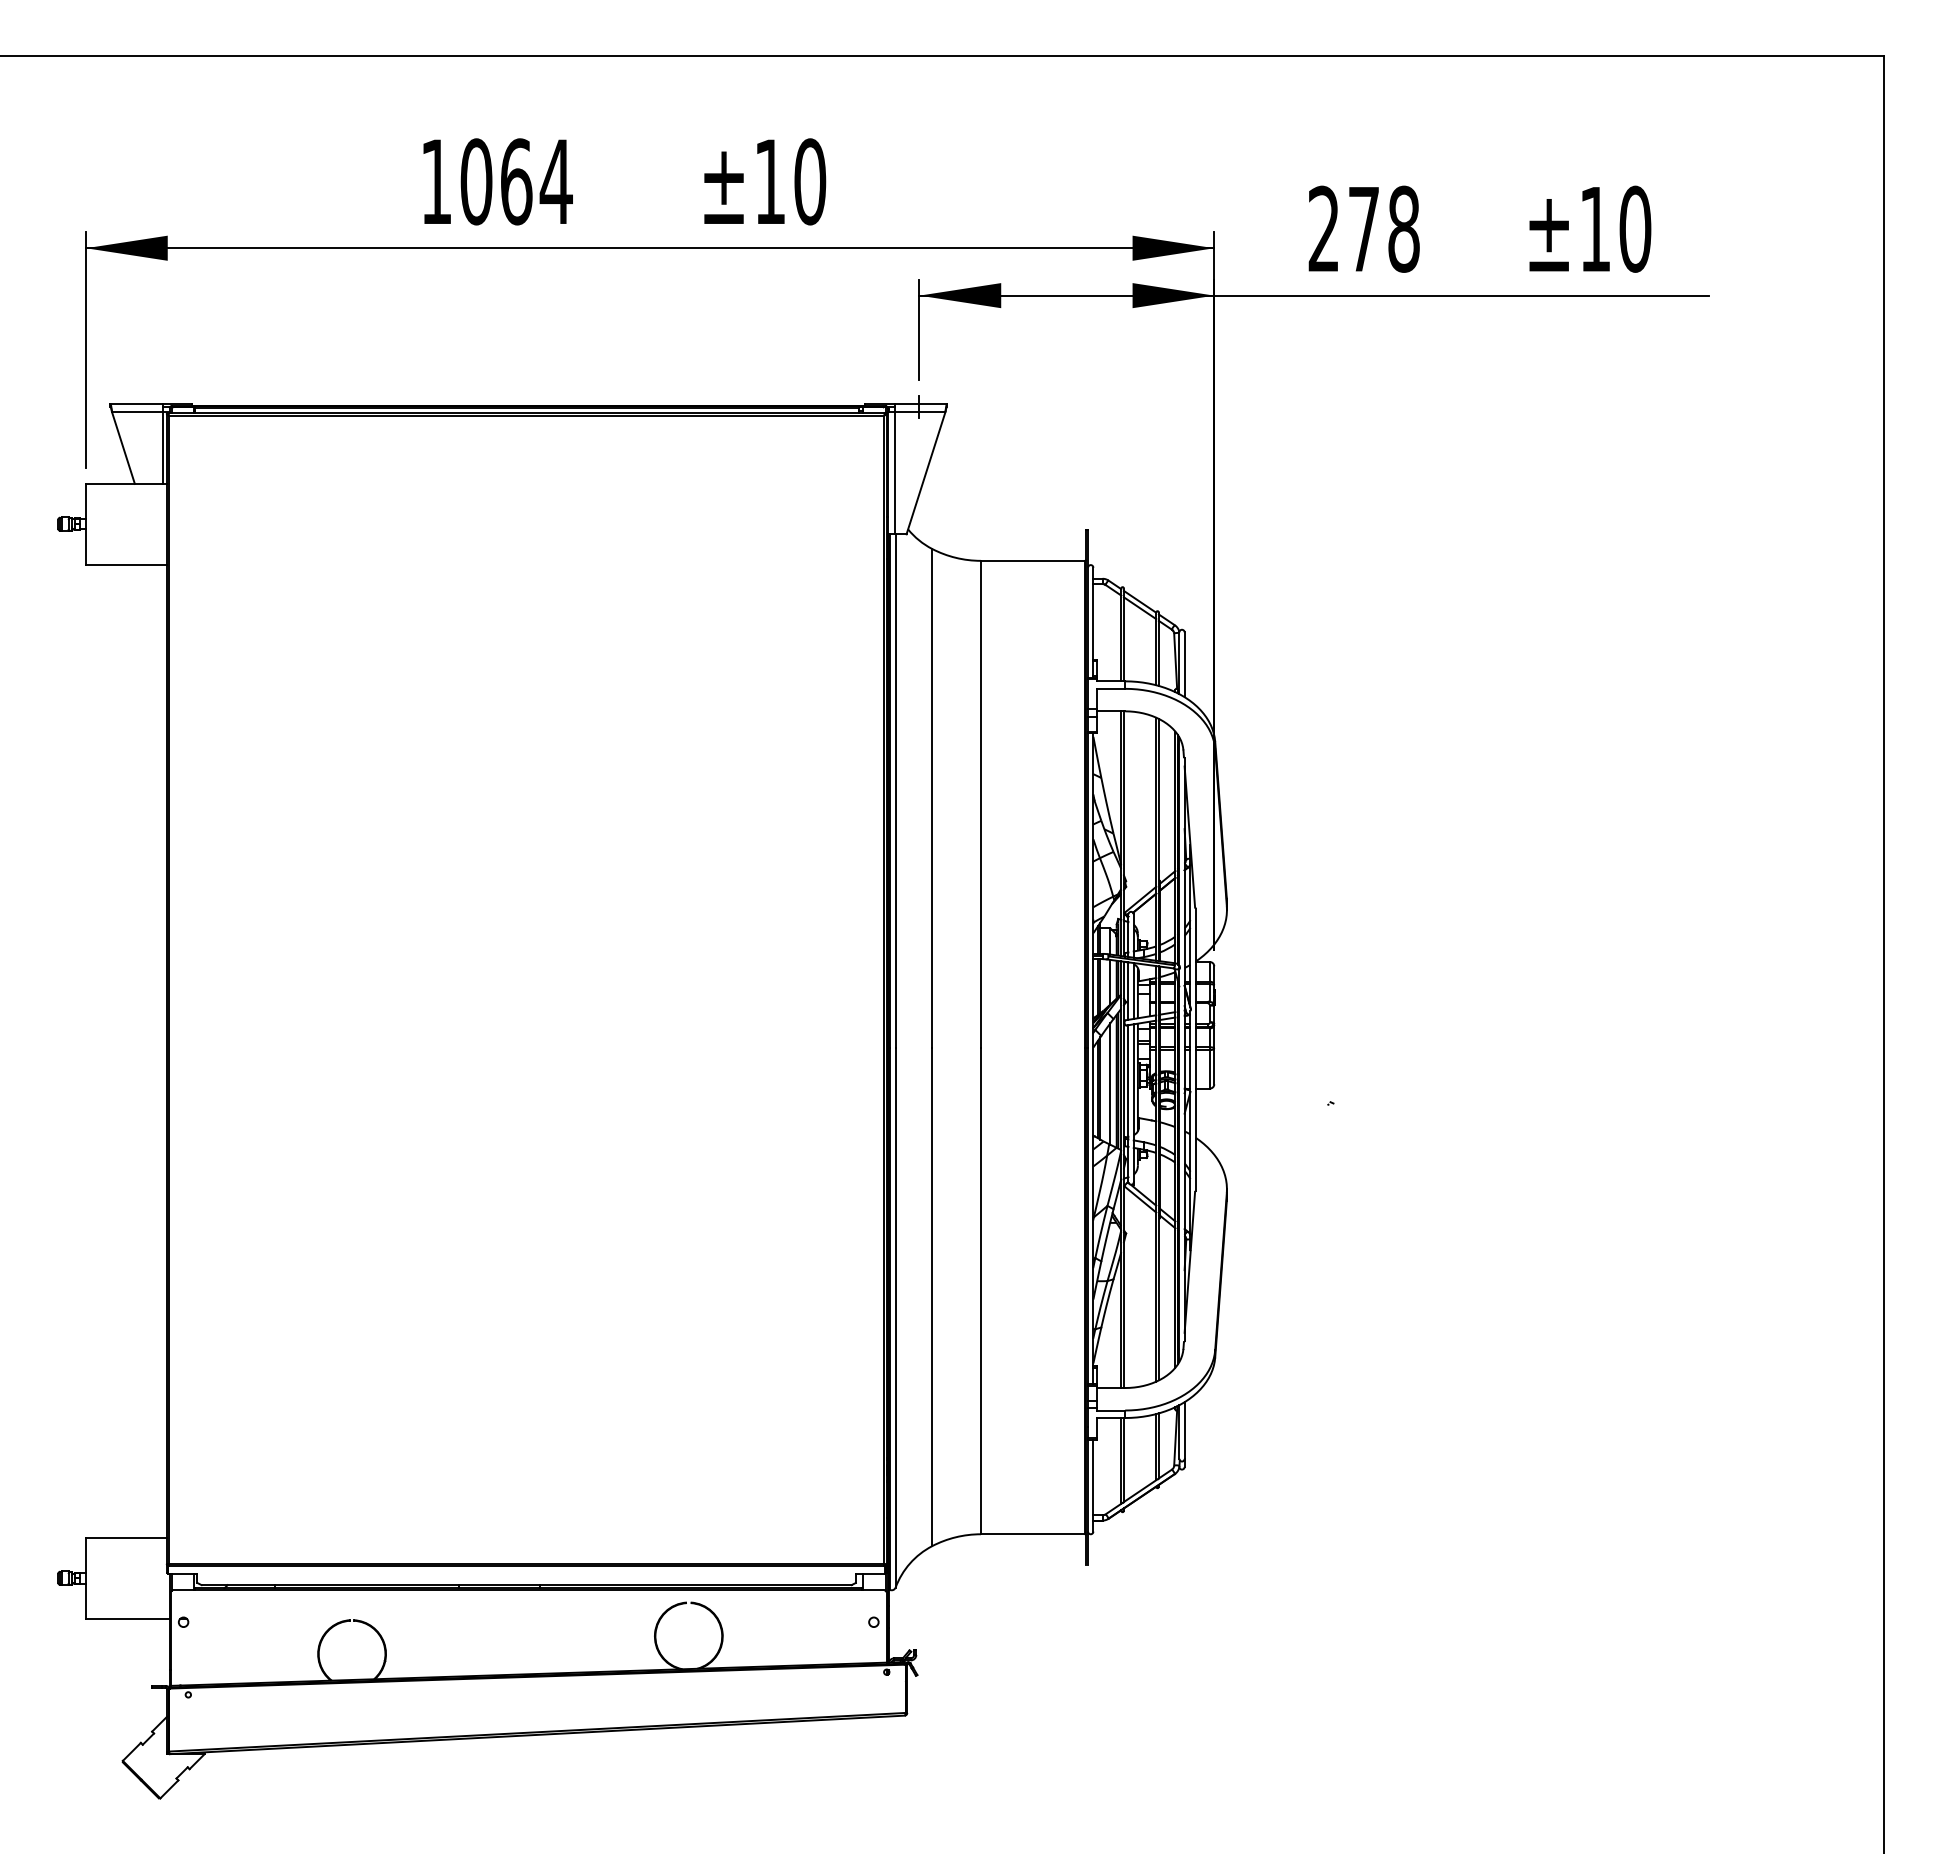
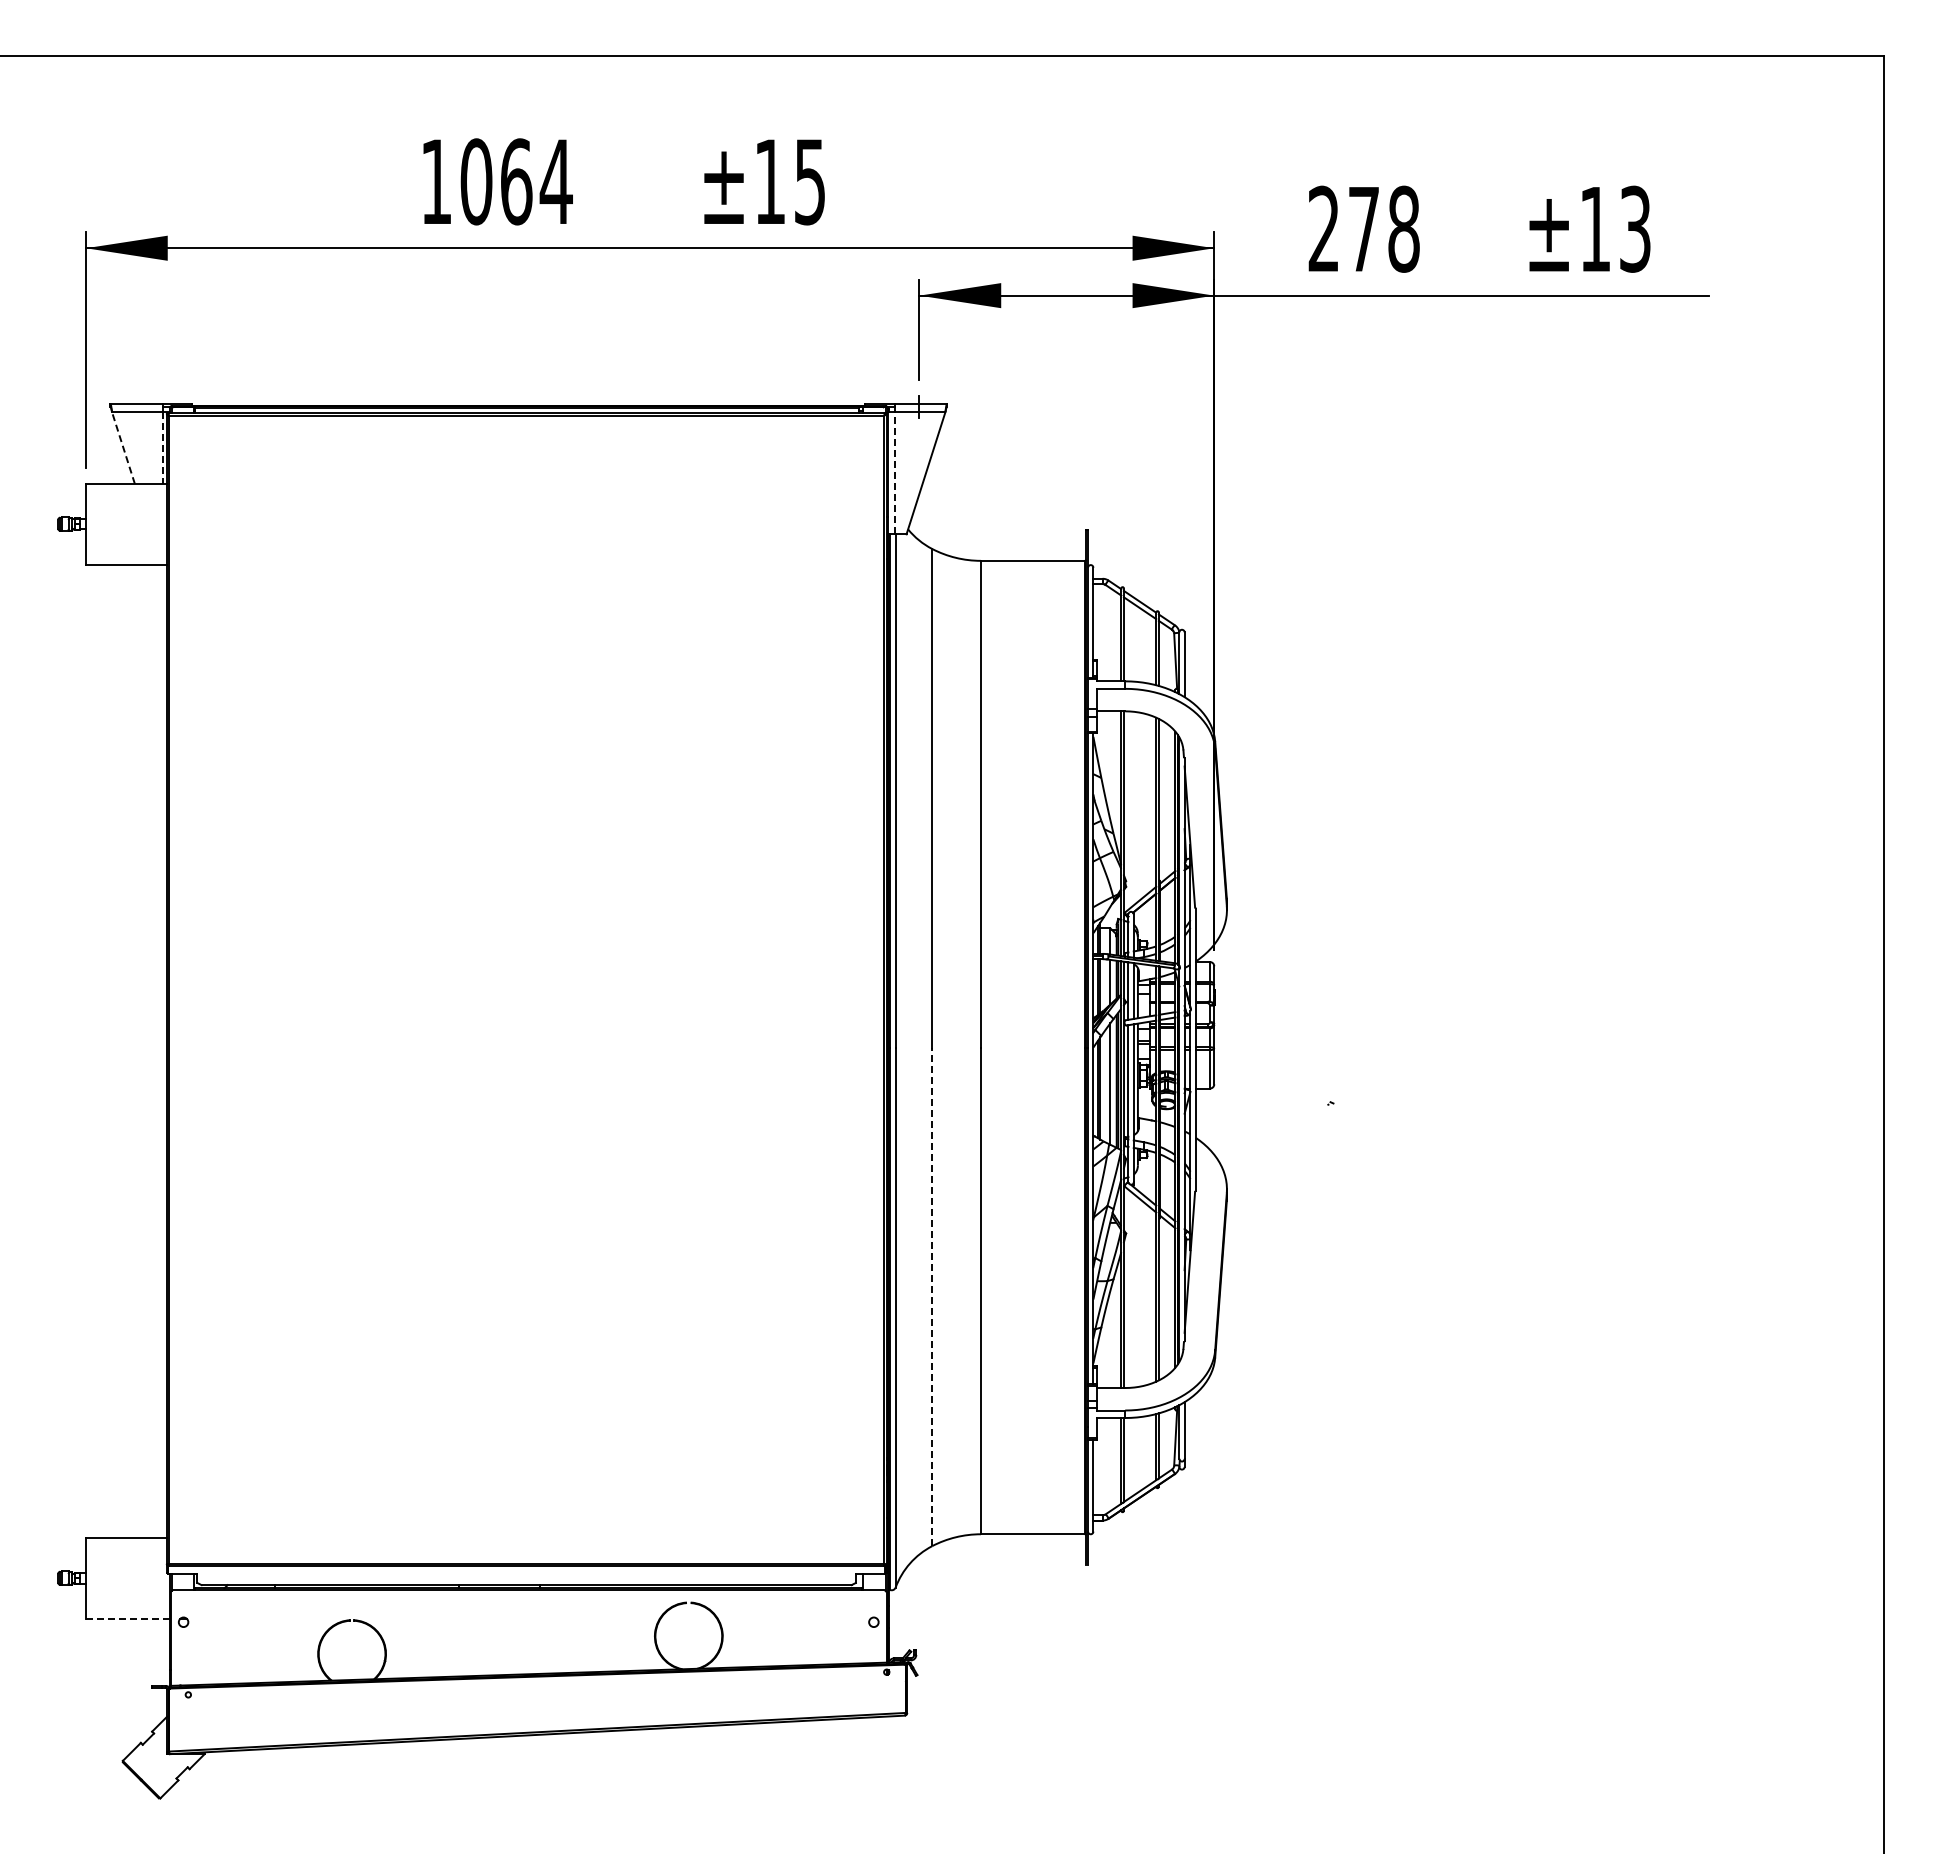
text: ±10 -> ±15 (810, 181)
text: ±10 -> ±13 (1635, 228)
line: solid -> dashed (123, 448)
line: solid -> dashed (162, 448)
line: solid -> dashed (894, 472)
line: solid -> dashed (932, 1296)
line: solid -> dashed (127, 1618)
